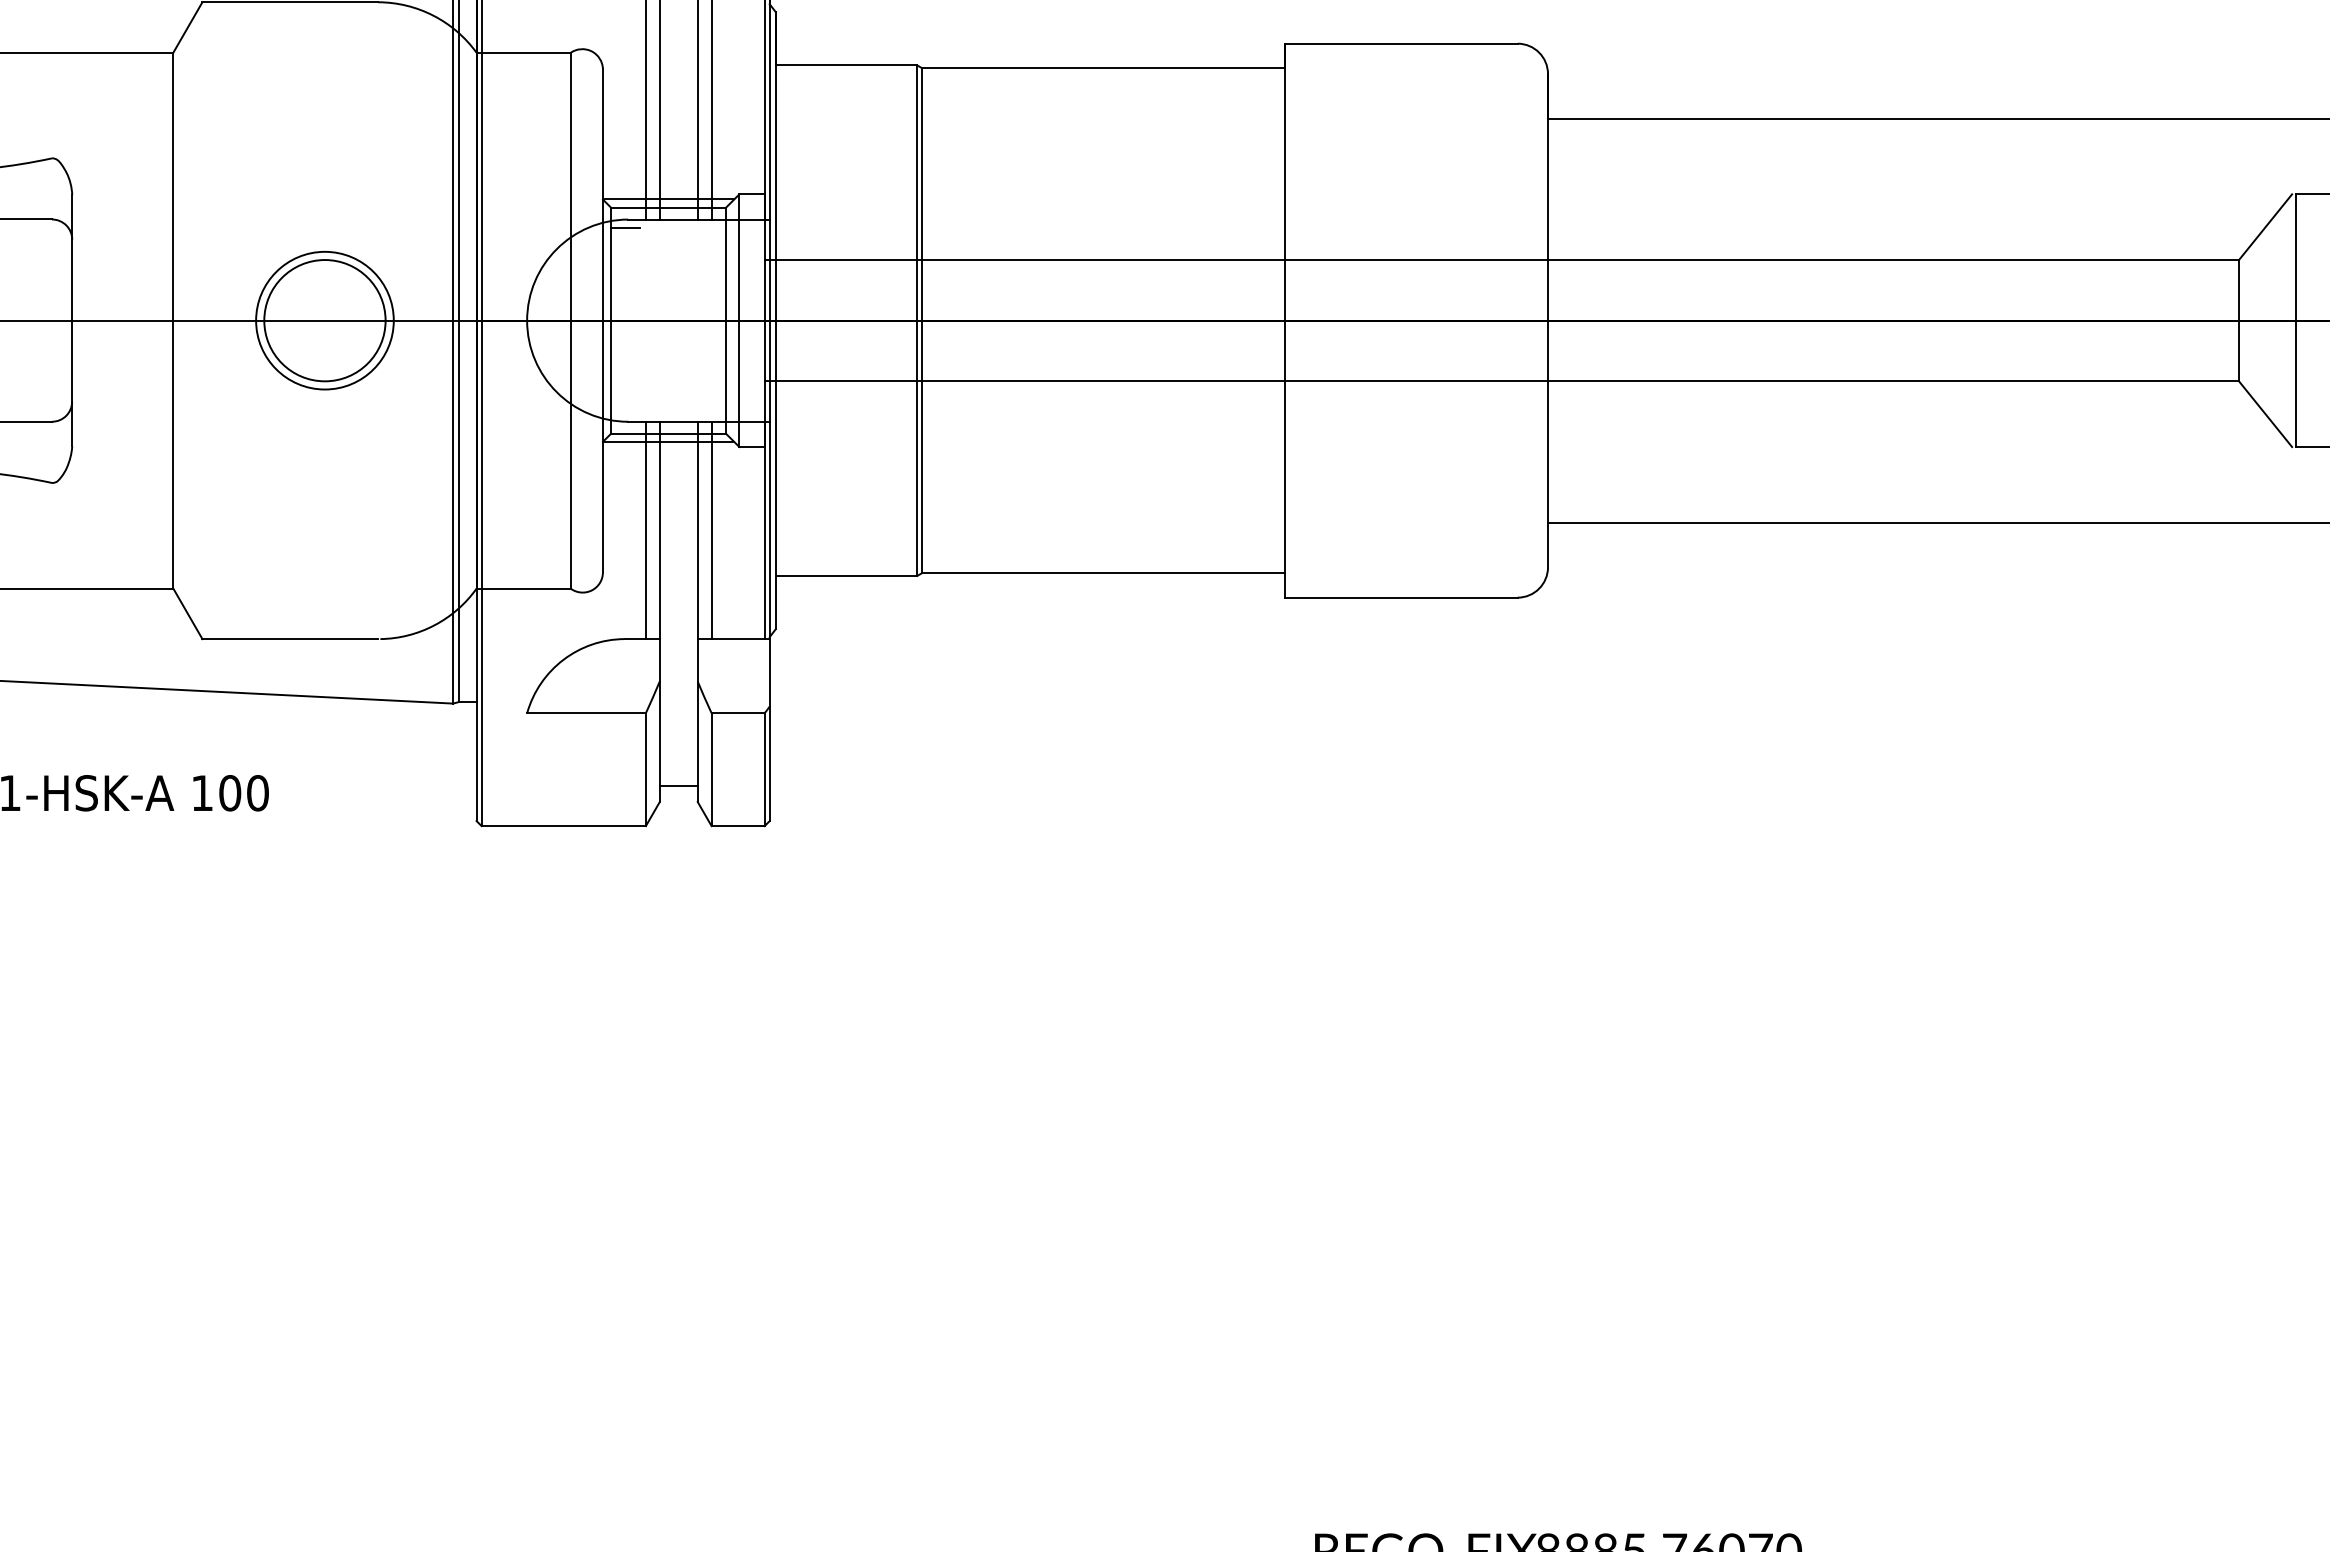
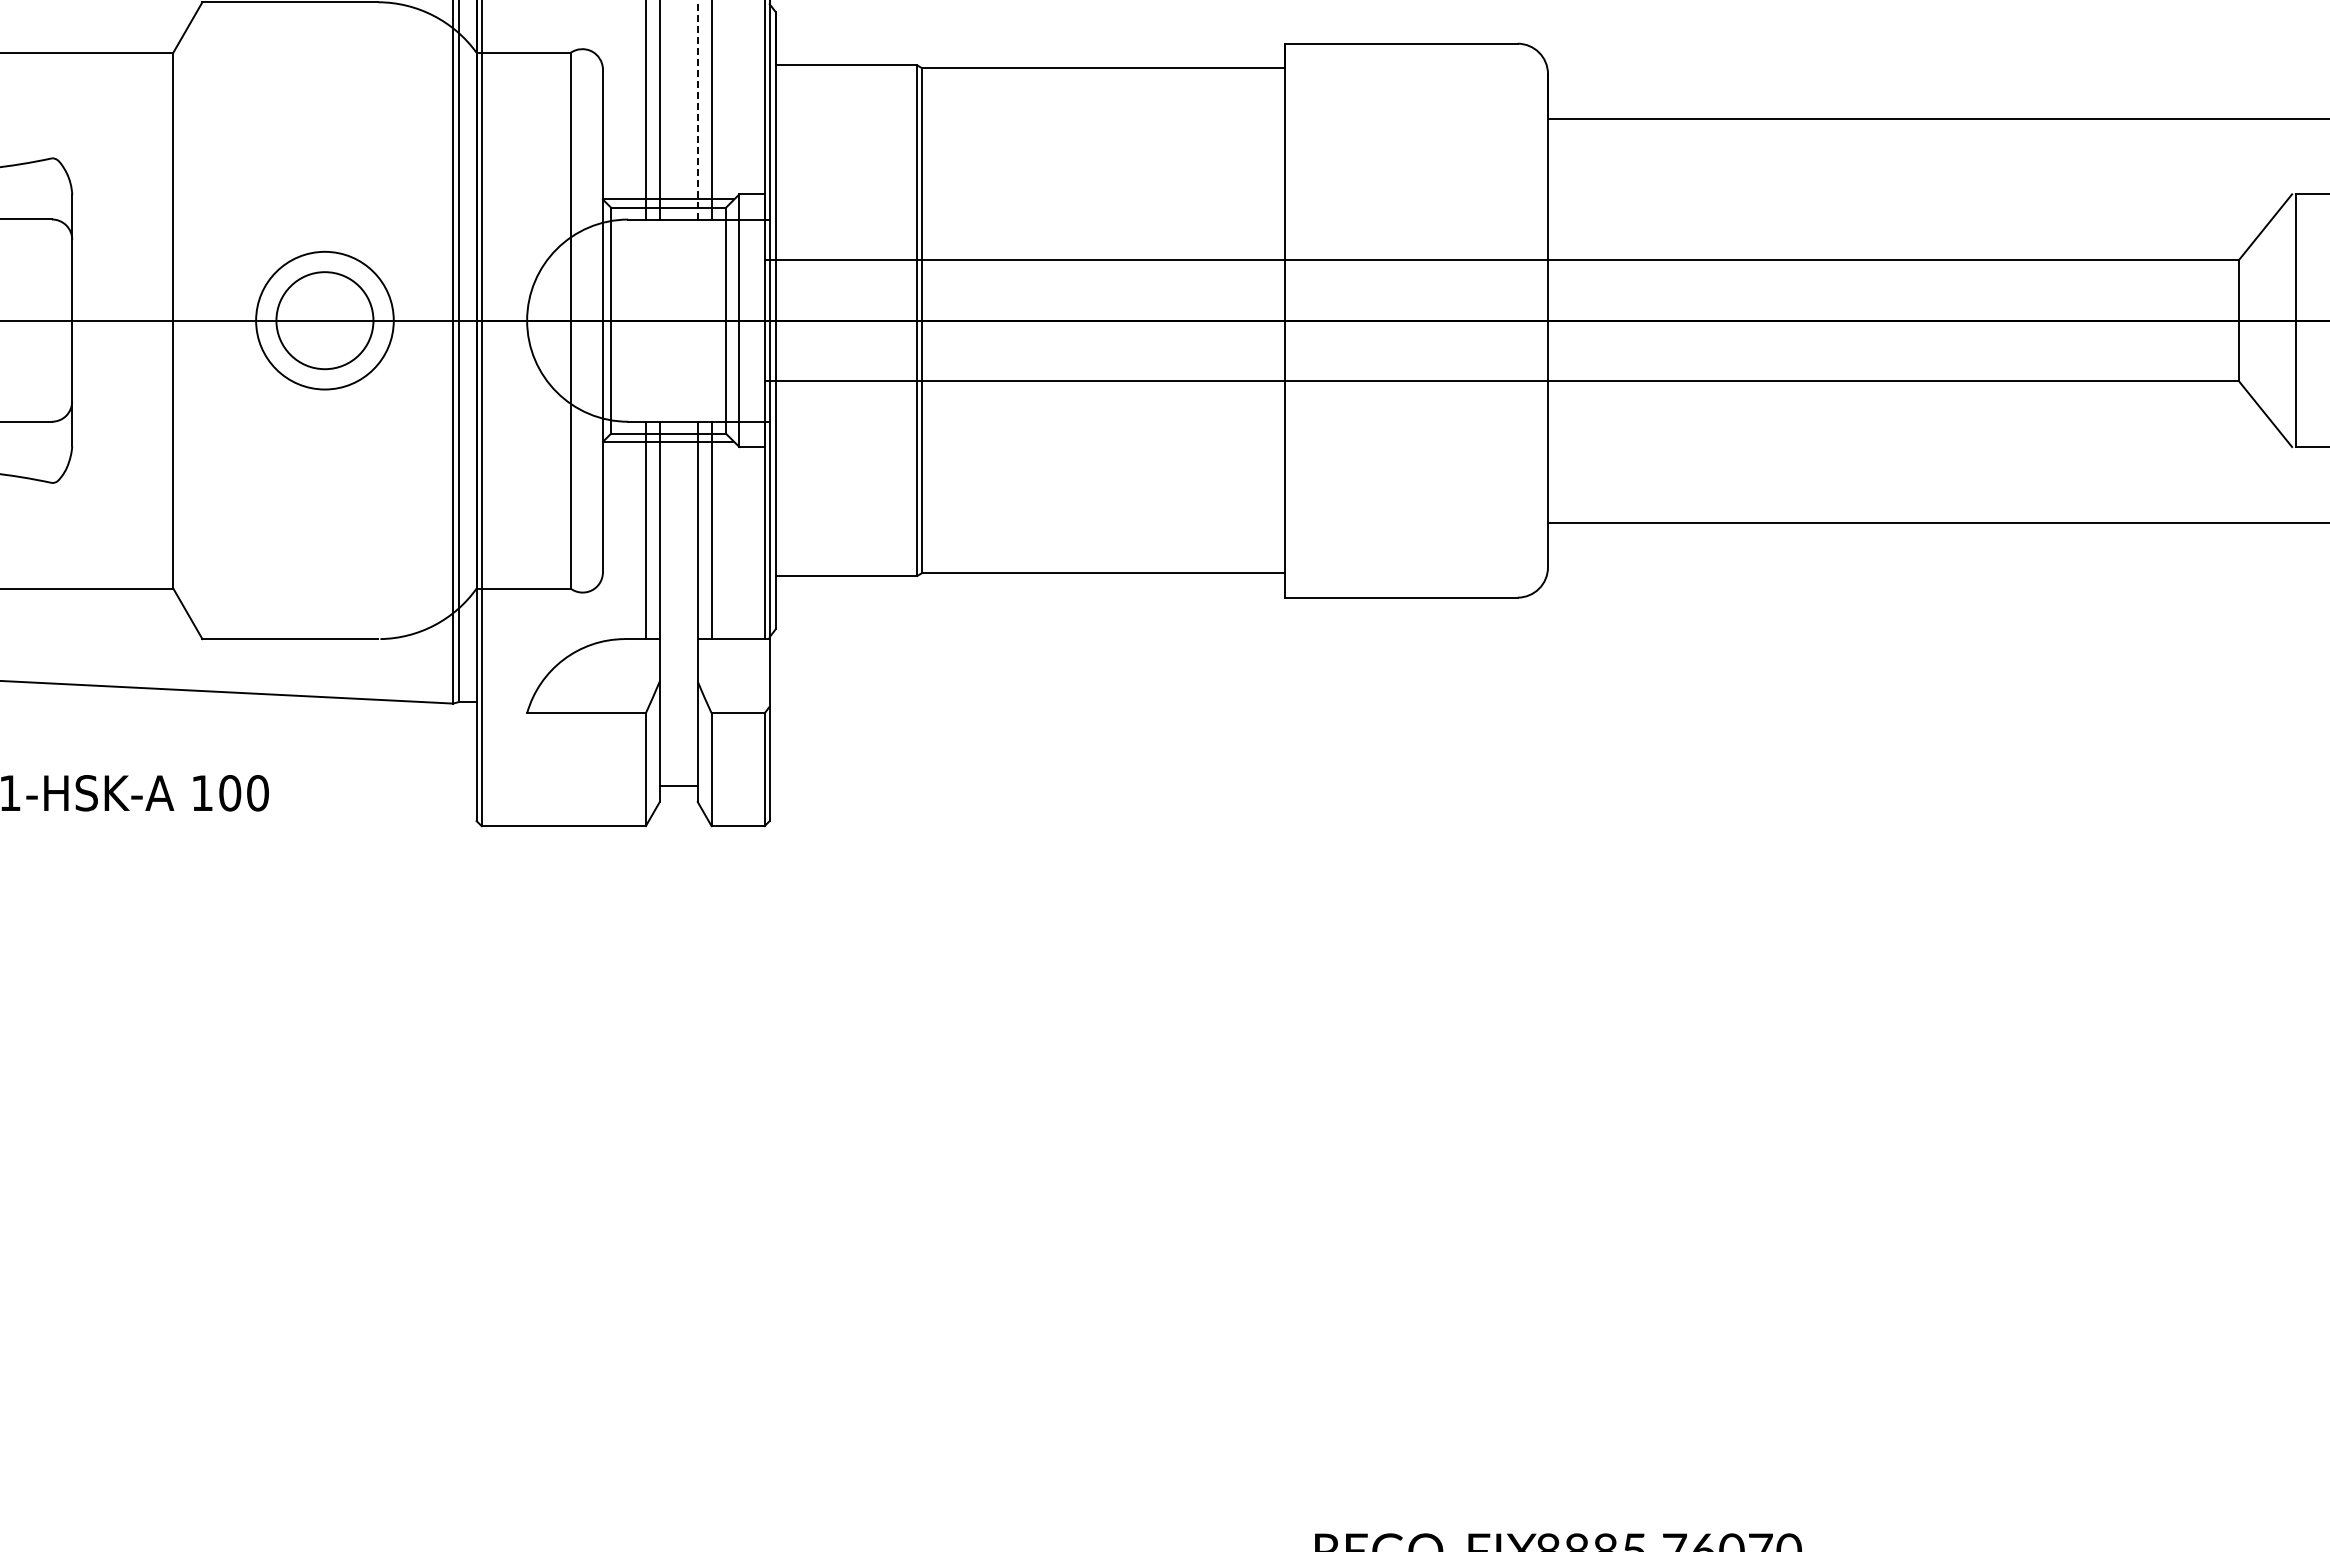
line: solid -> dashed (697, 109)
line: present -> none (625, 227)
circle diameter: 121 px -> 97 px (324, 320)
